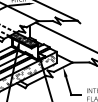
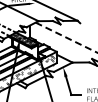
line: solid -> dashed (66, 37)
